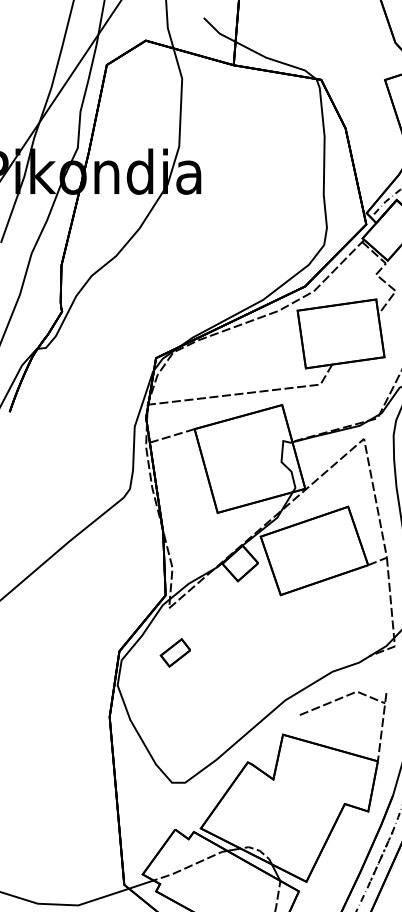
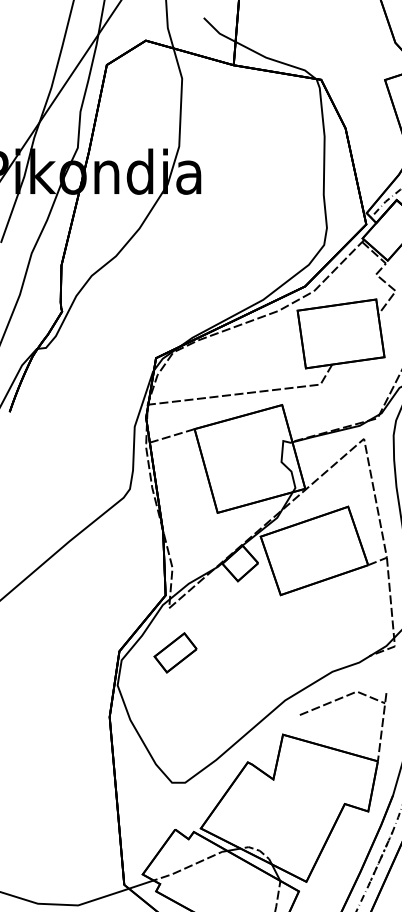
part size: 32x30 px -> 45x42 px (175, 652)
